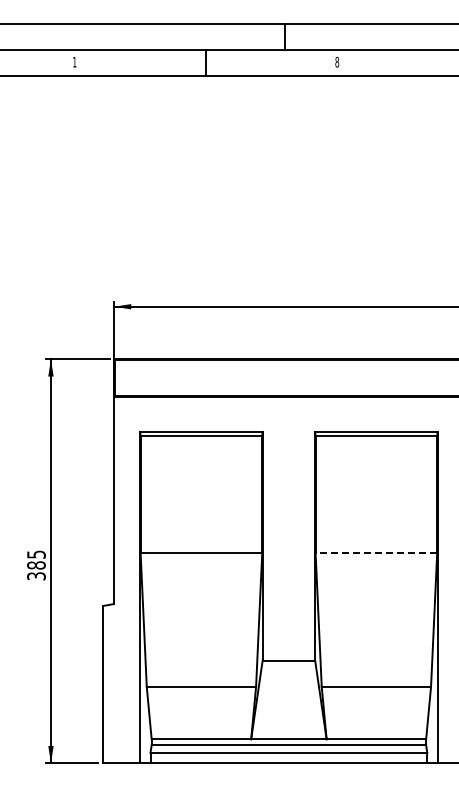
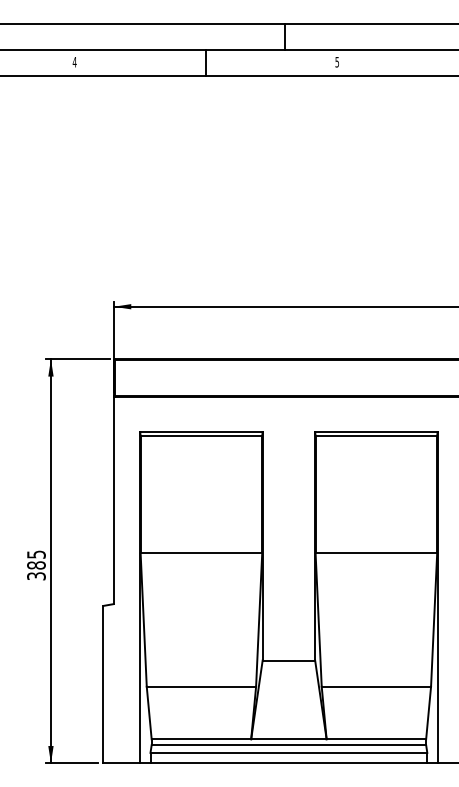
text: 8 -> 5 (337, 61)
text: 1 -> 4 (74, 62)
line: dashed -> solid (376, 553)
